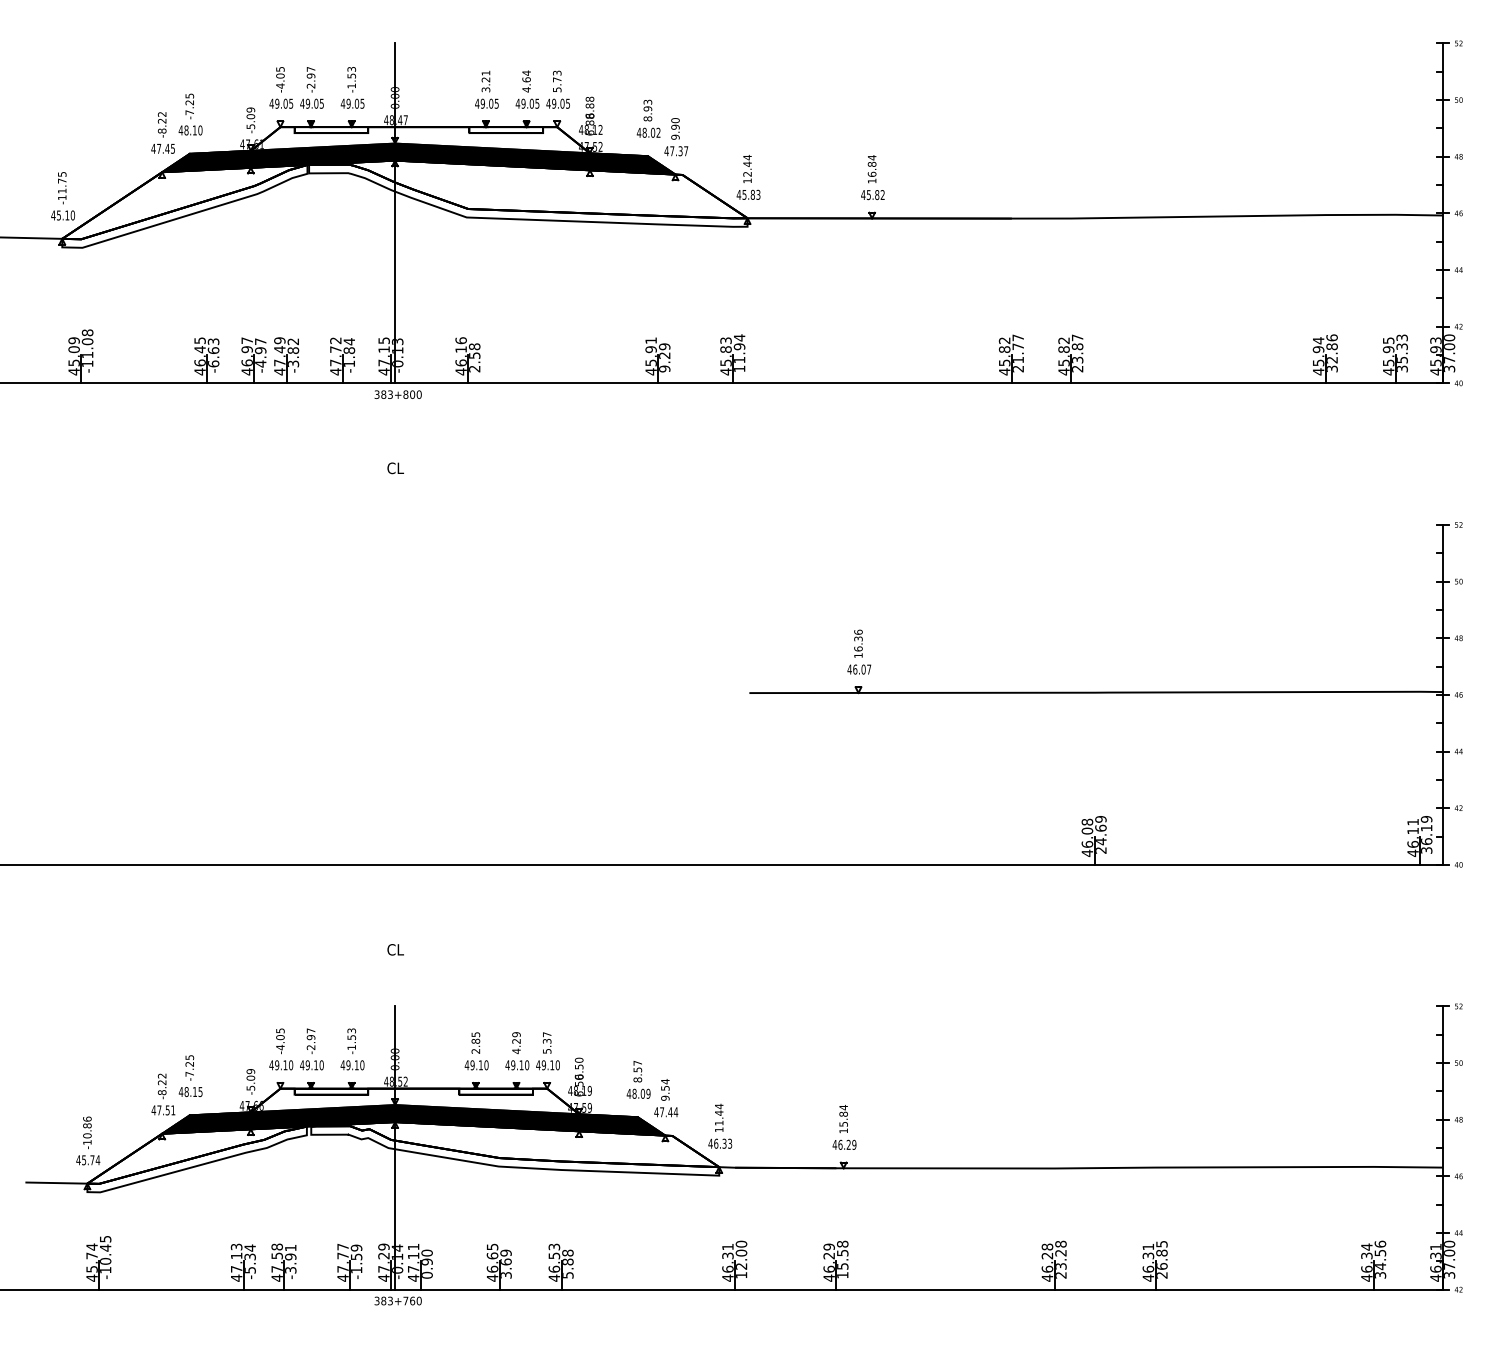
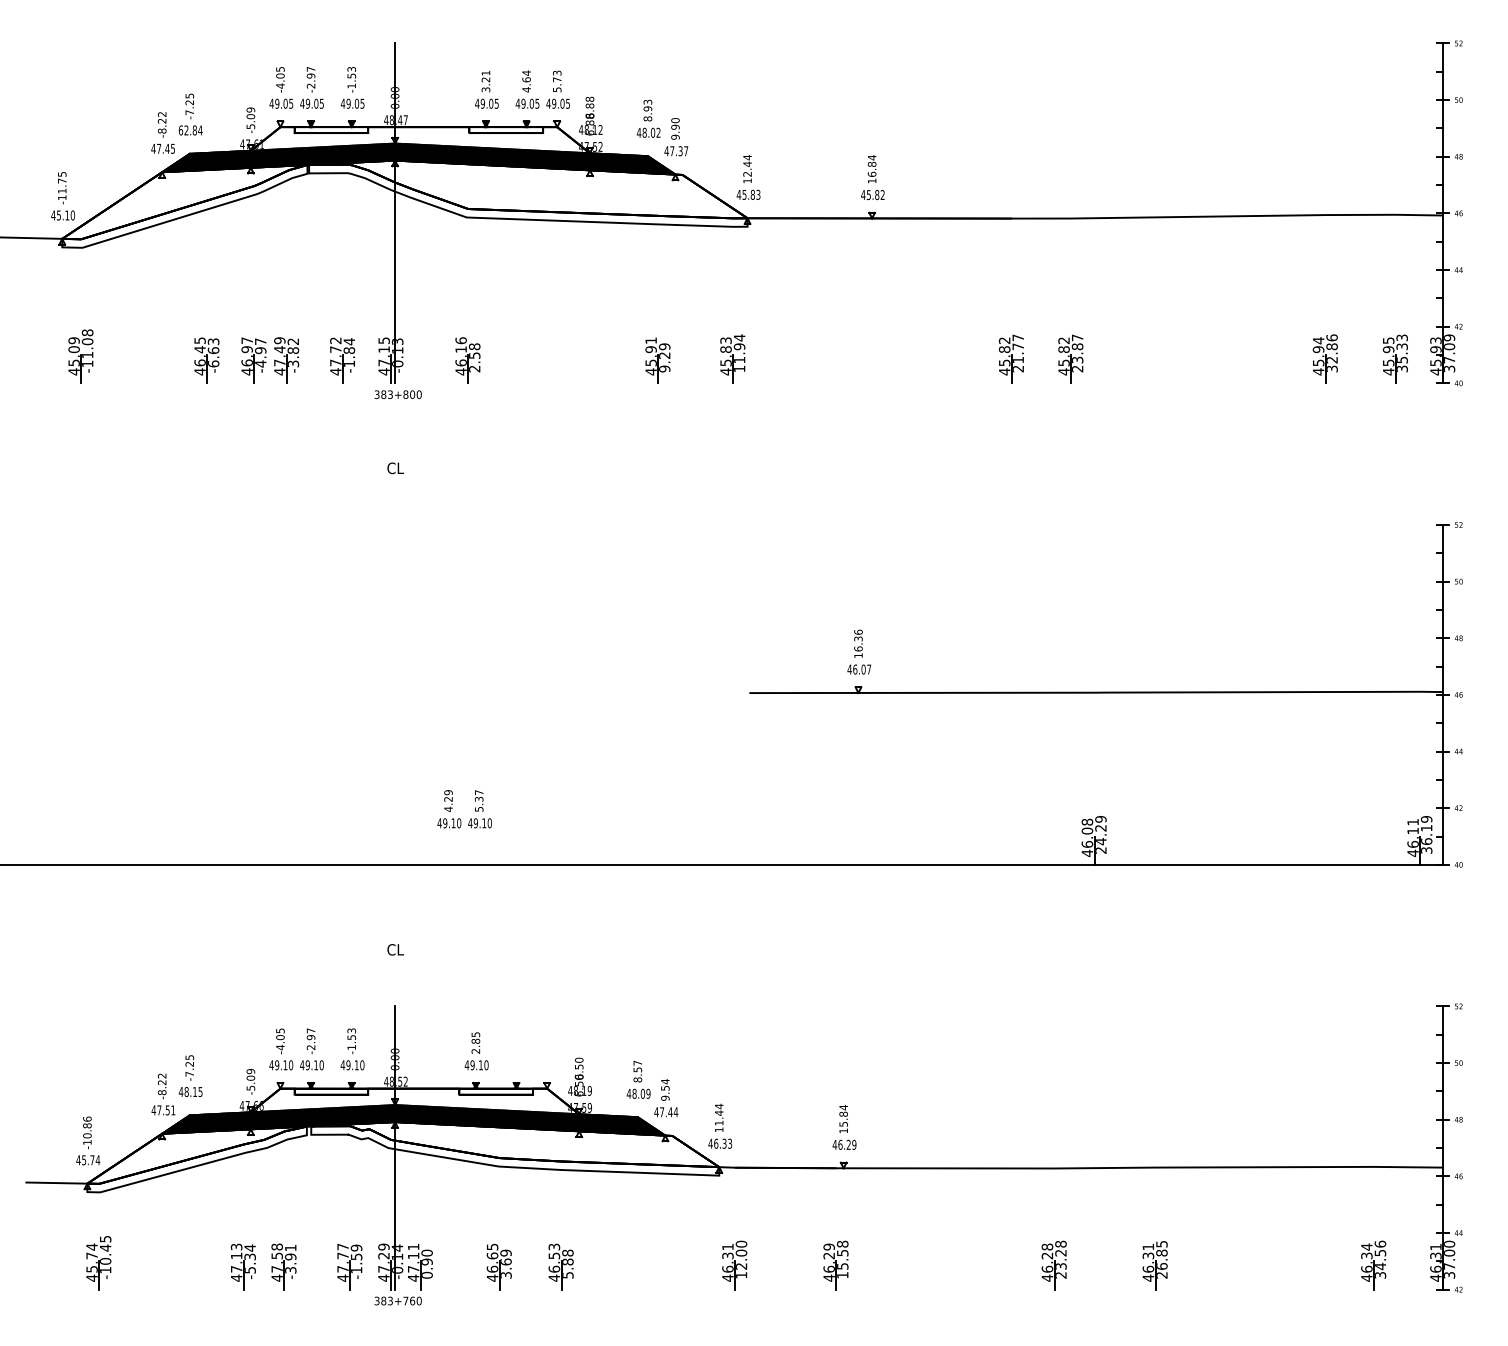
text: 48.10 -> 62.84 (190, 130)
text: 37.00 -> 37.09 (1449, 337)
line: present -> none (722, 383)
text: 24.69 -> 24.29 (1100, 827)
text position: (532, 1051) -> (464, 809) (464, 809)
line: present -> none (722, 1289)
